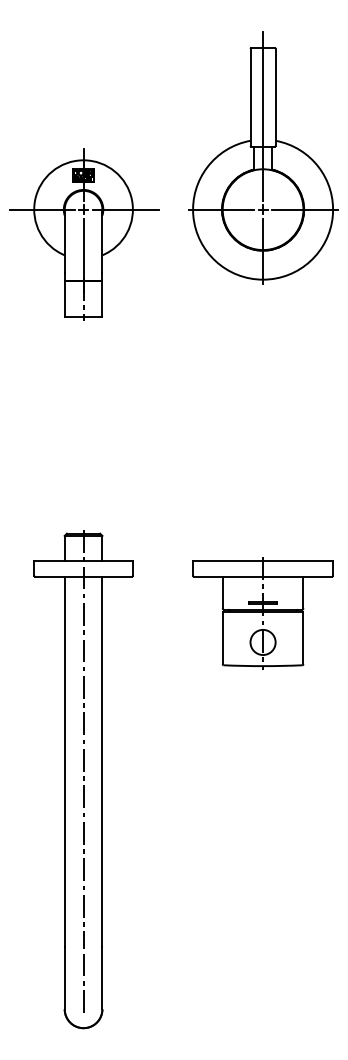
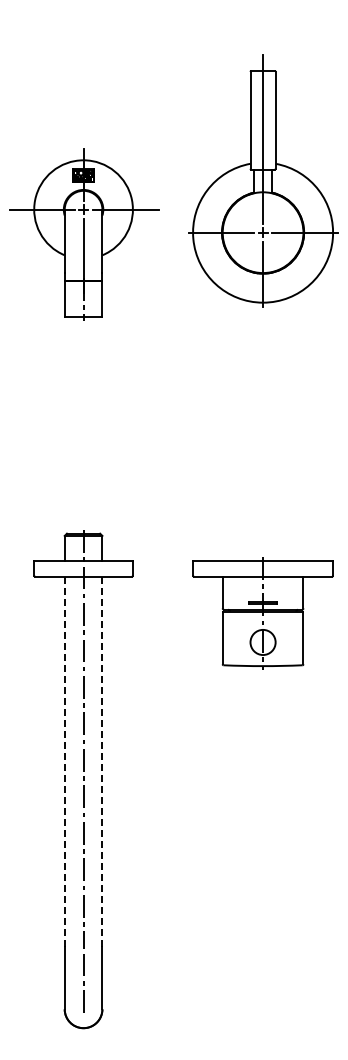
part position: (263, 157) -> (263, 180) (263, 180)
line: solid -> dashed (64, 761)
line: solid -> dashed (102, 761)
